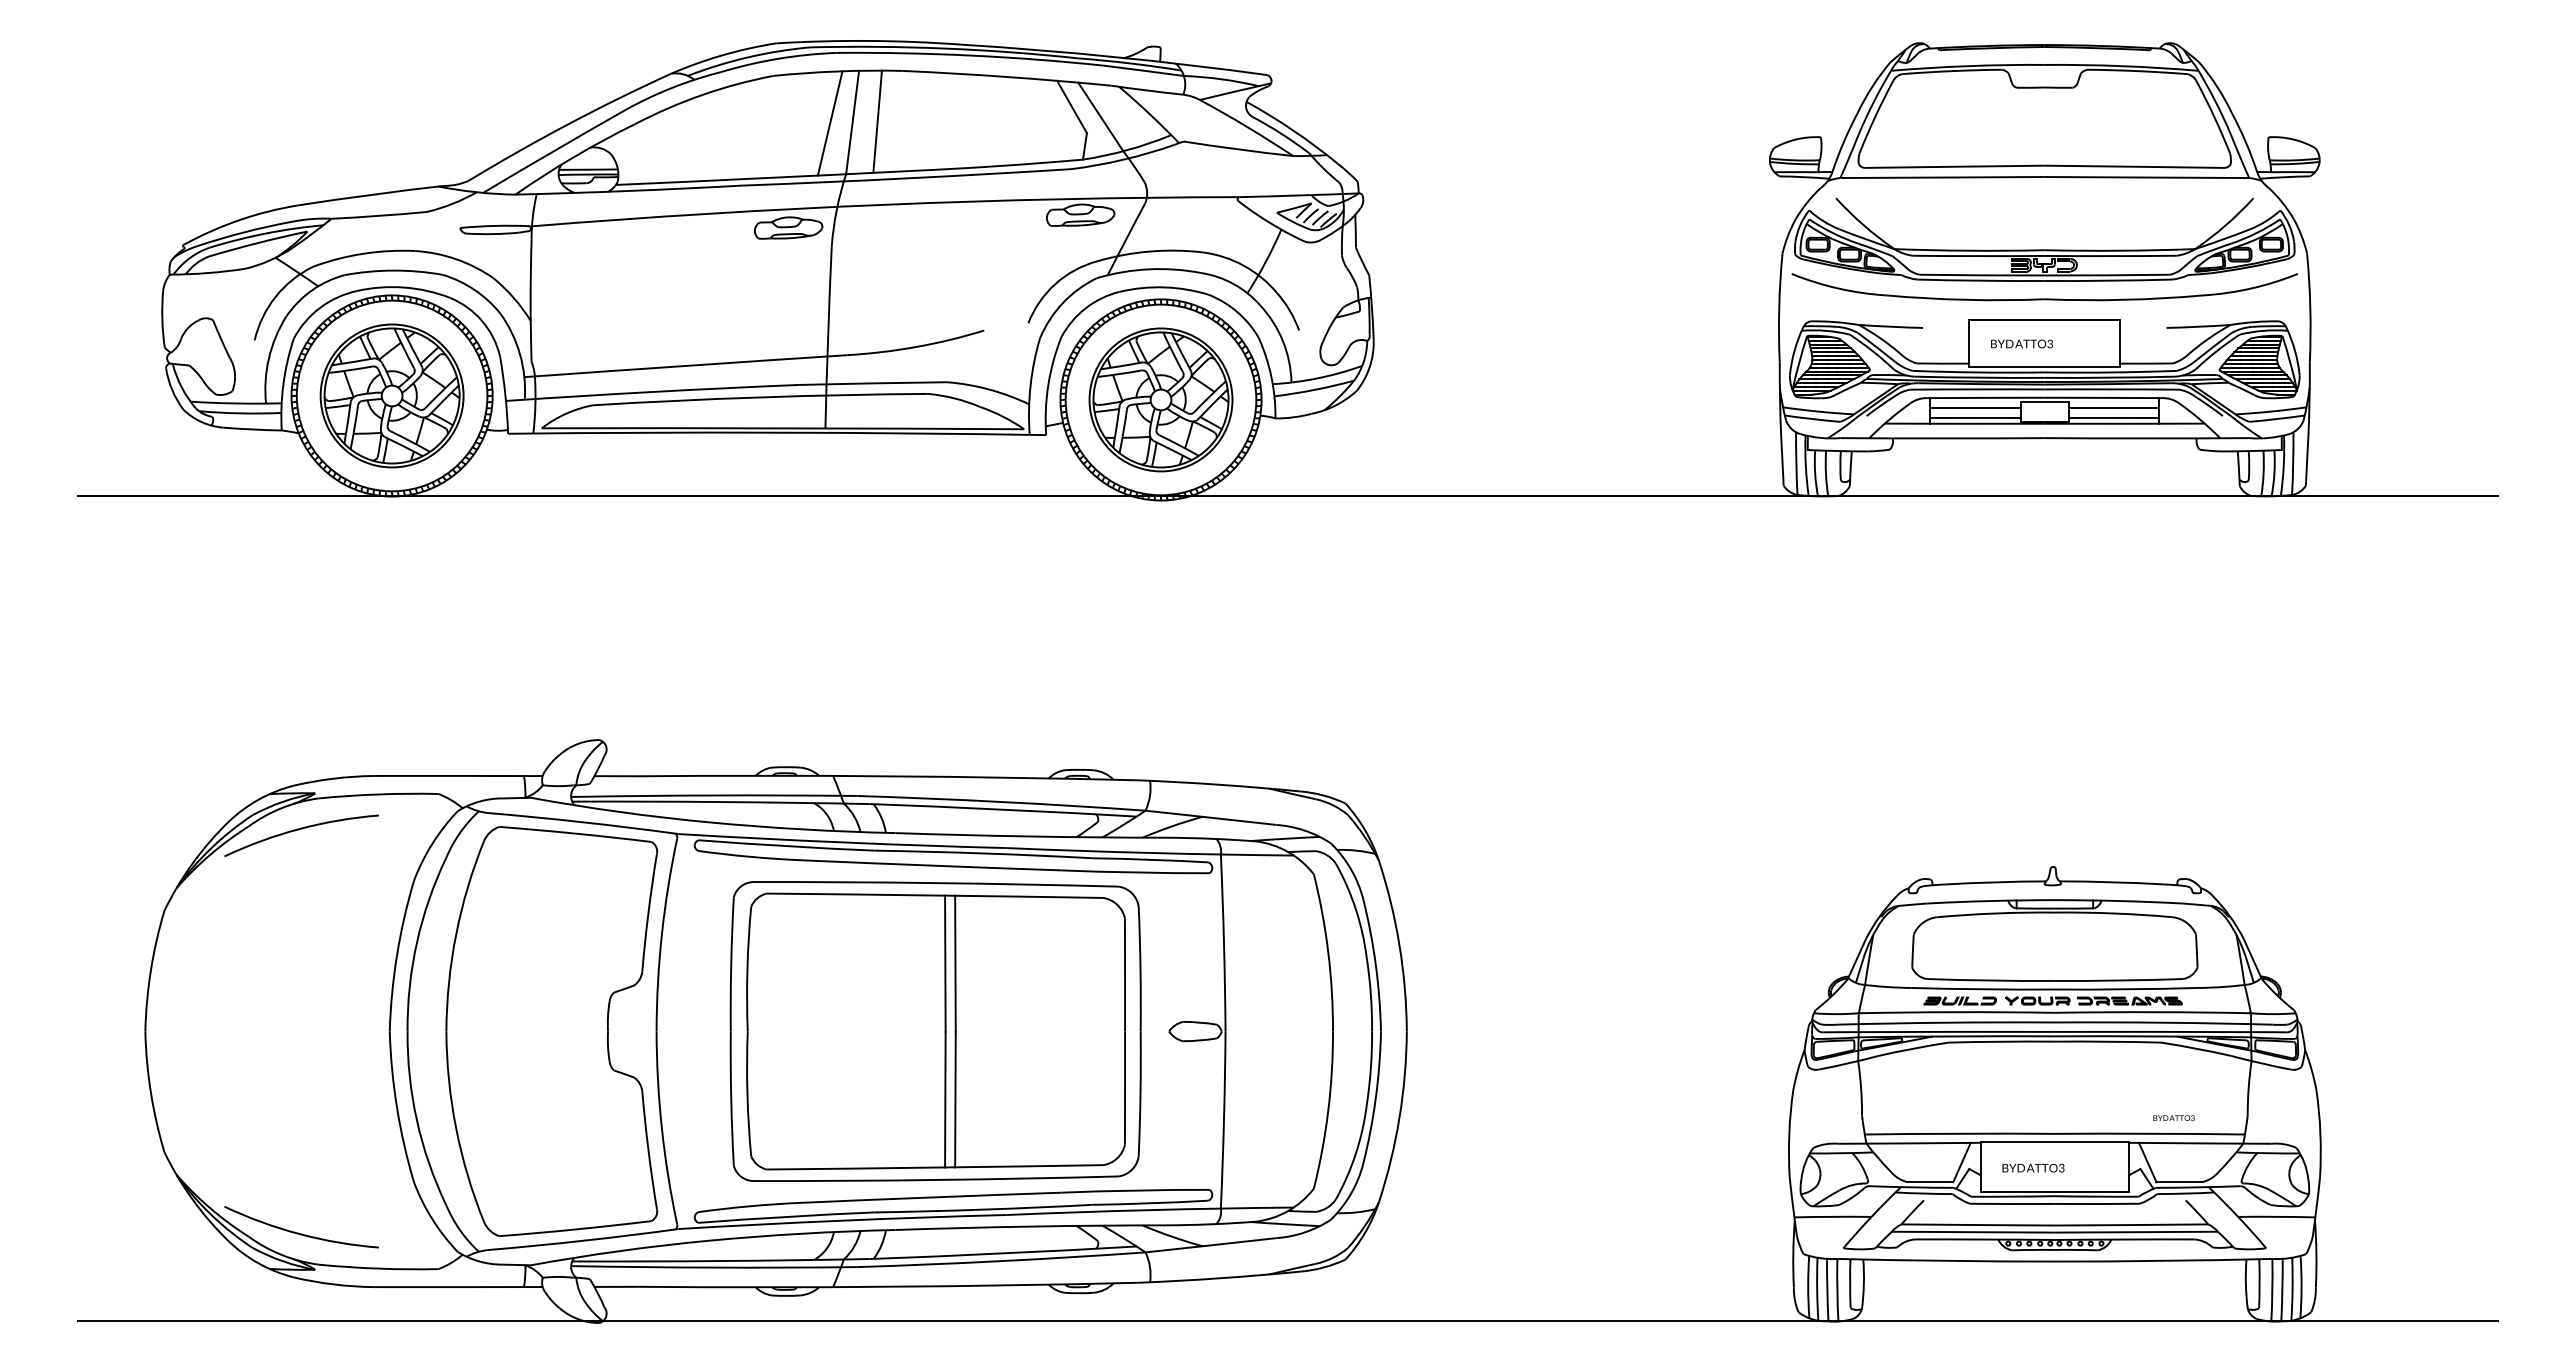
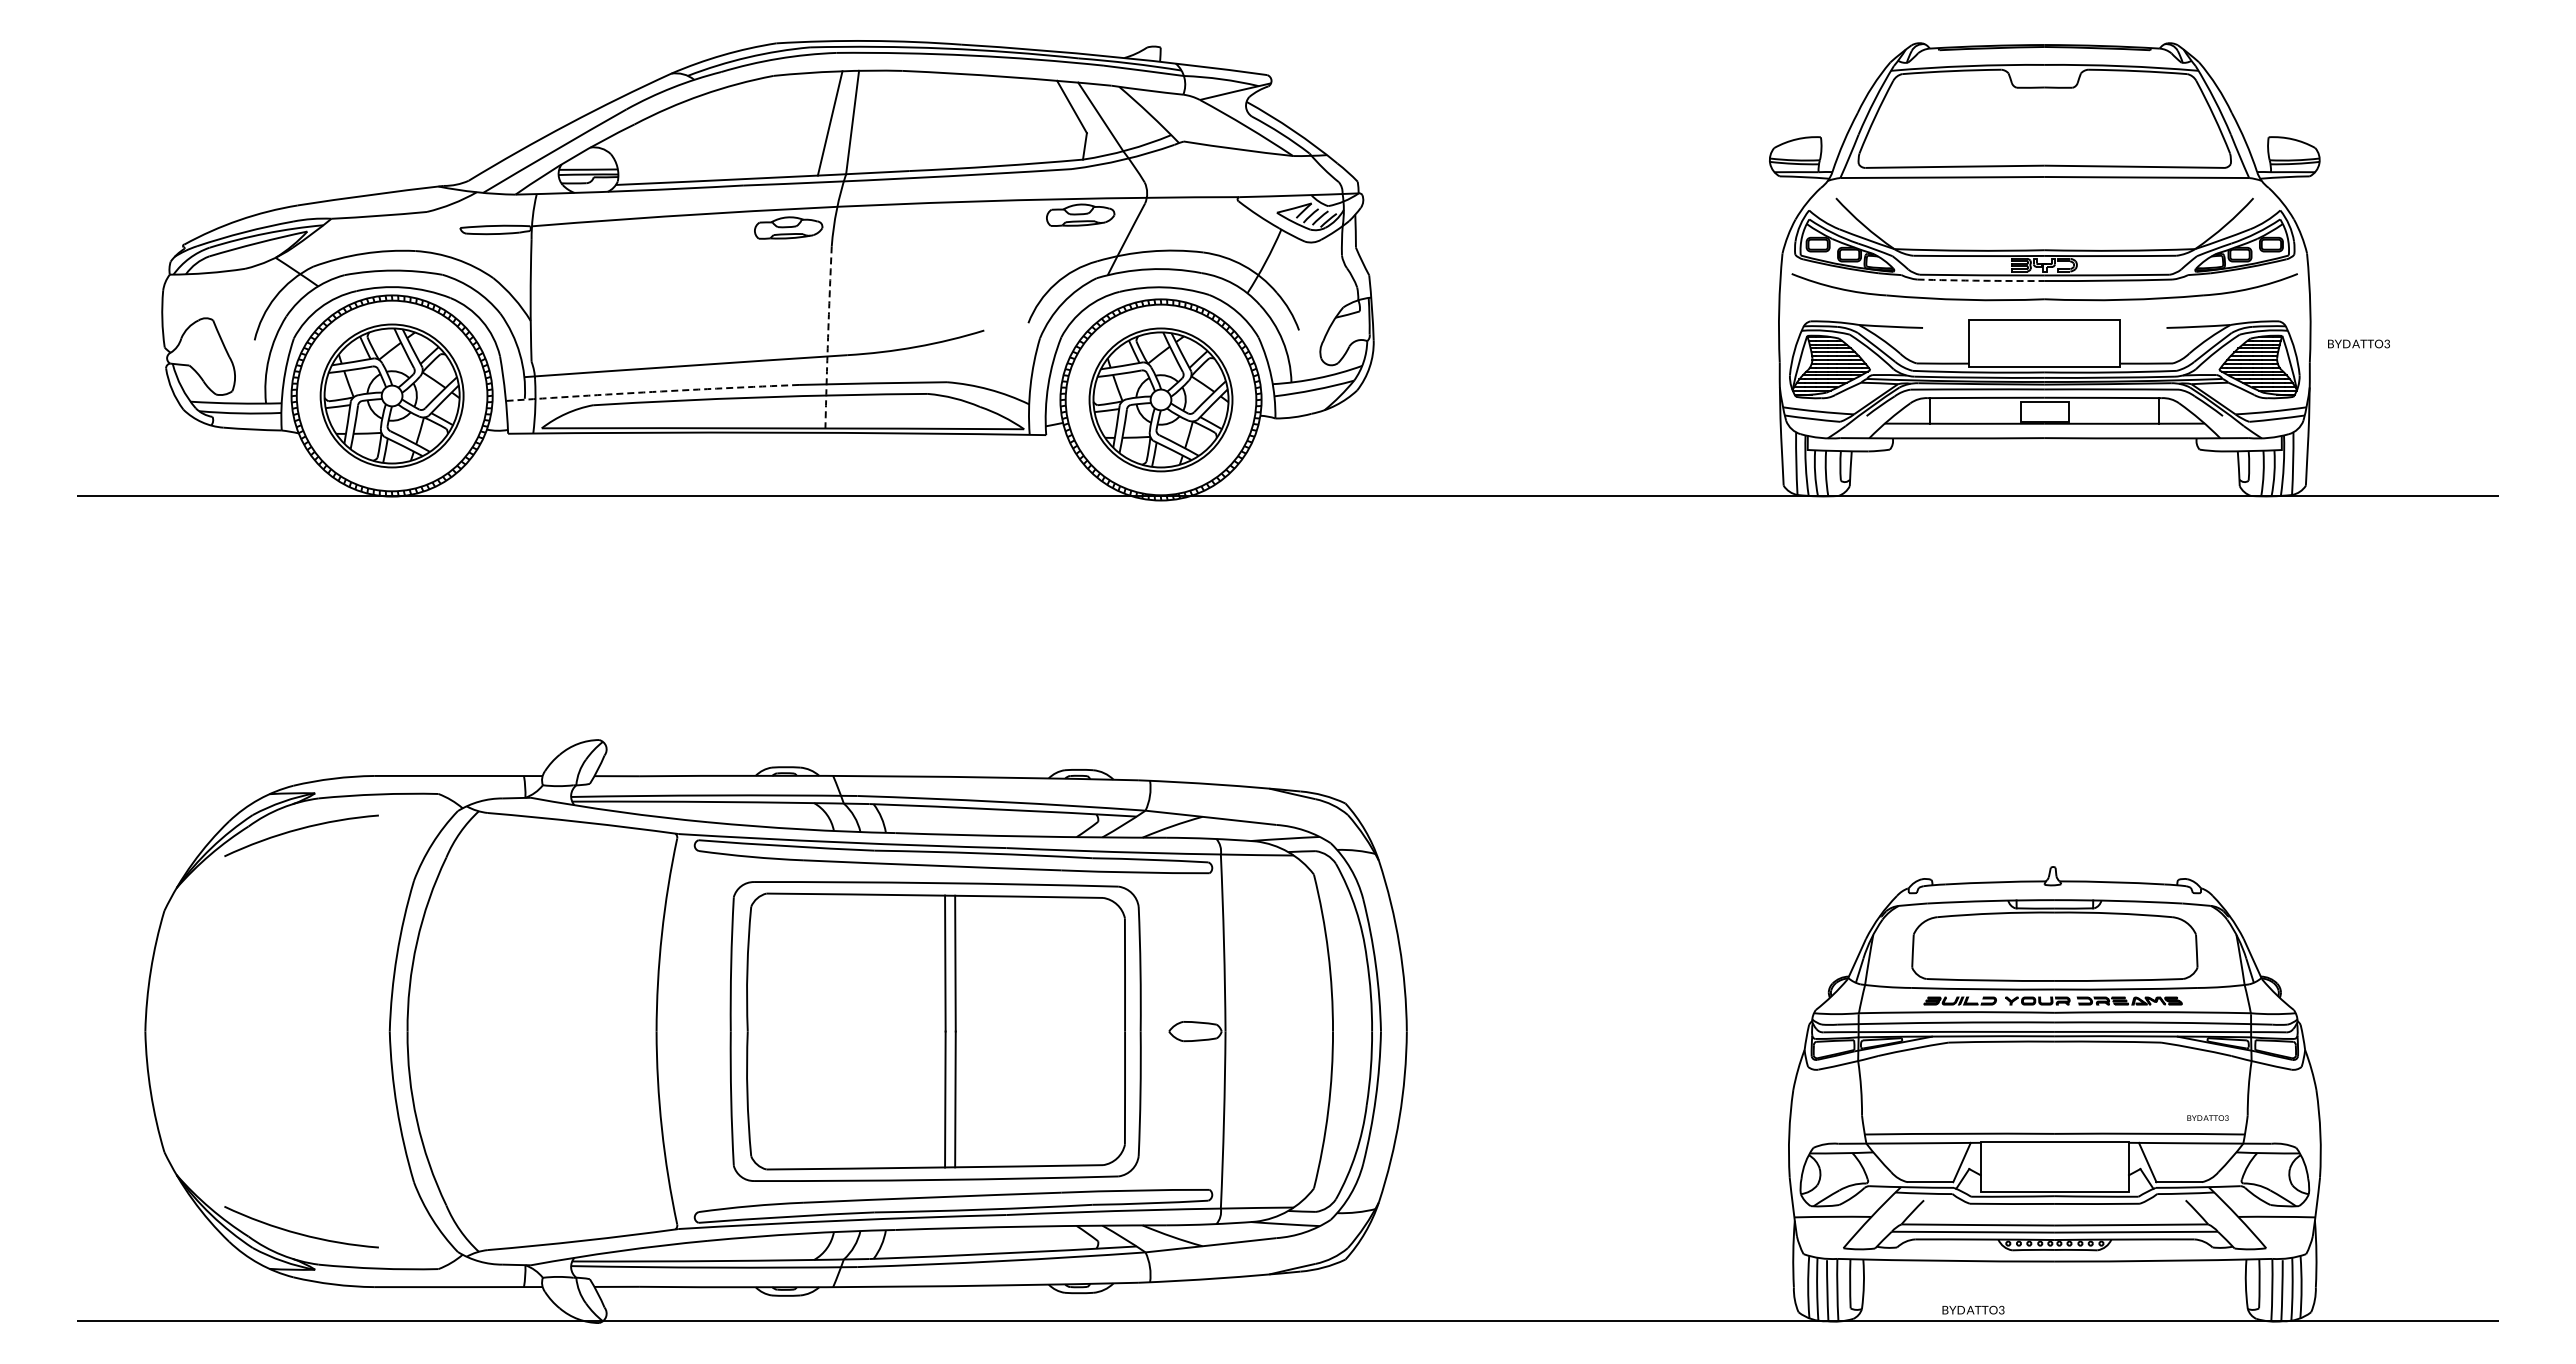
line: present -> none (877, 121)
arc: solid -> dashed (1981, 280)
arc: solid -> dashed (828, 337)
text position: (2021, 343) -> (2358, 343) (2358, 343)
arc: solid -> dashed (652, 391)
line: present -> none (1975, 407)
line: present -> none (2113, 407)
line: present -> none (1975, 417)
line: present -> none (2113, 417)
part: present -> none (551, 1031)
text position: (2173, 1117) -> (2207, 1117) (2207, 1117)
text position: (2033, 1167) -> (1973, 1309) (1973, 1309)
